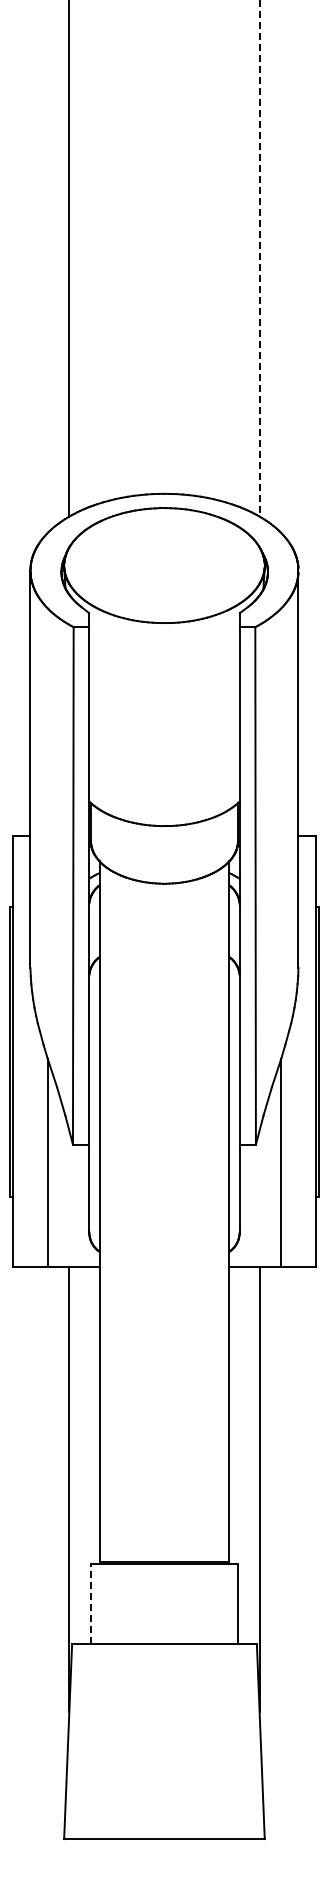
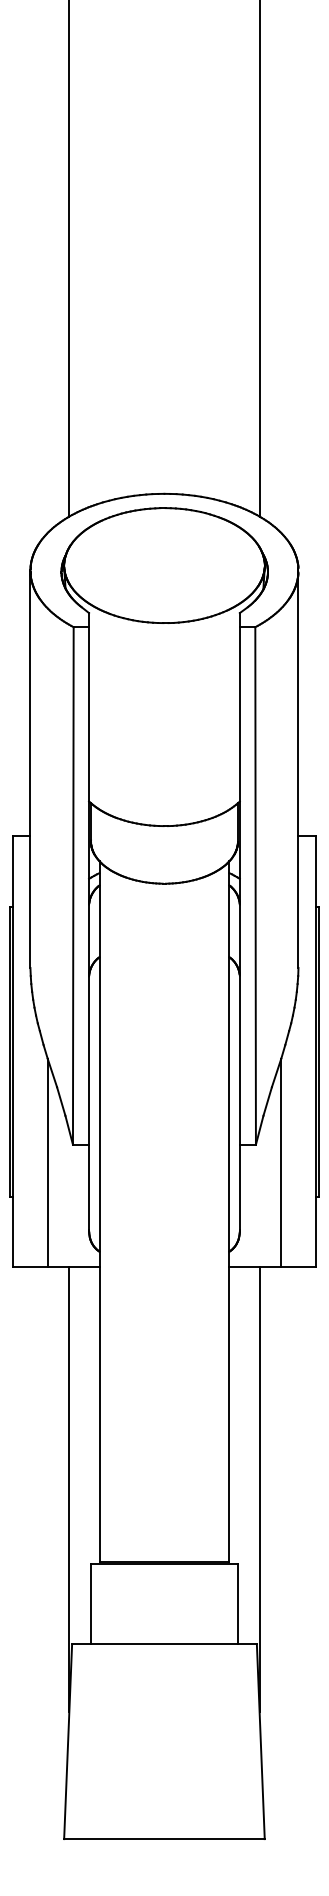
line: dashed -> solid (259, 258)
line: dashed -> solid (90, 1603)
